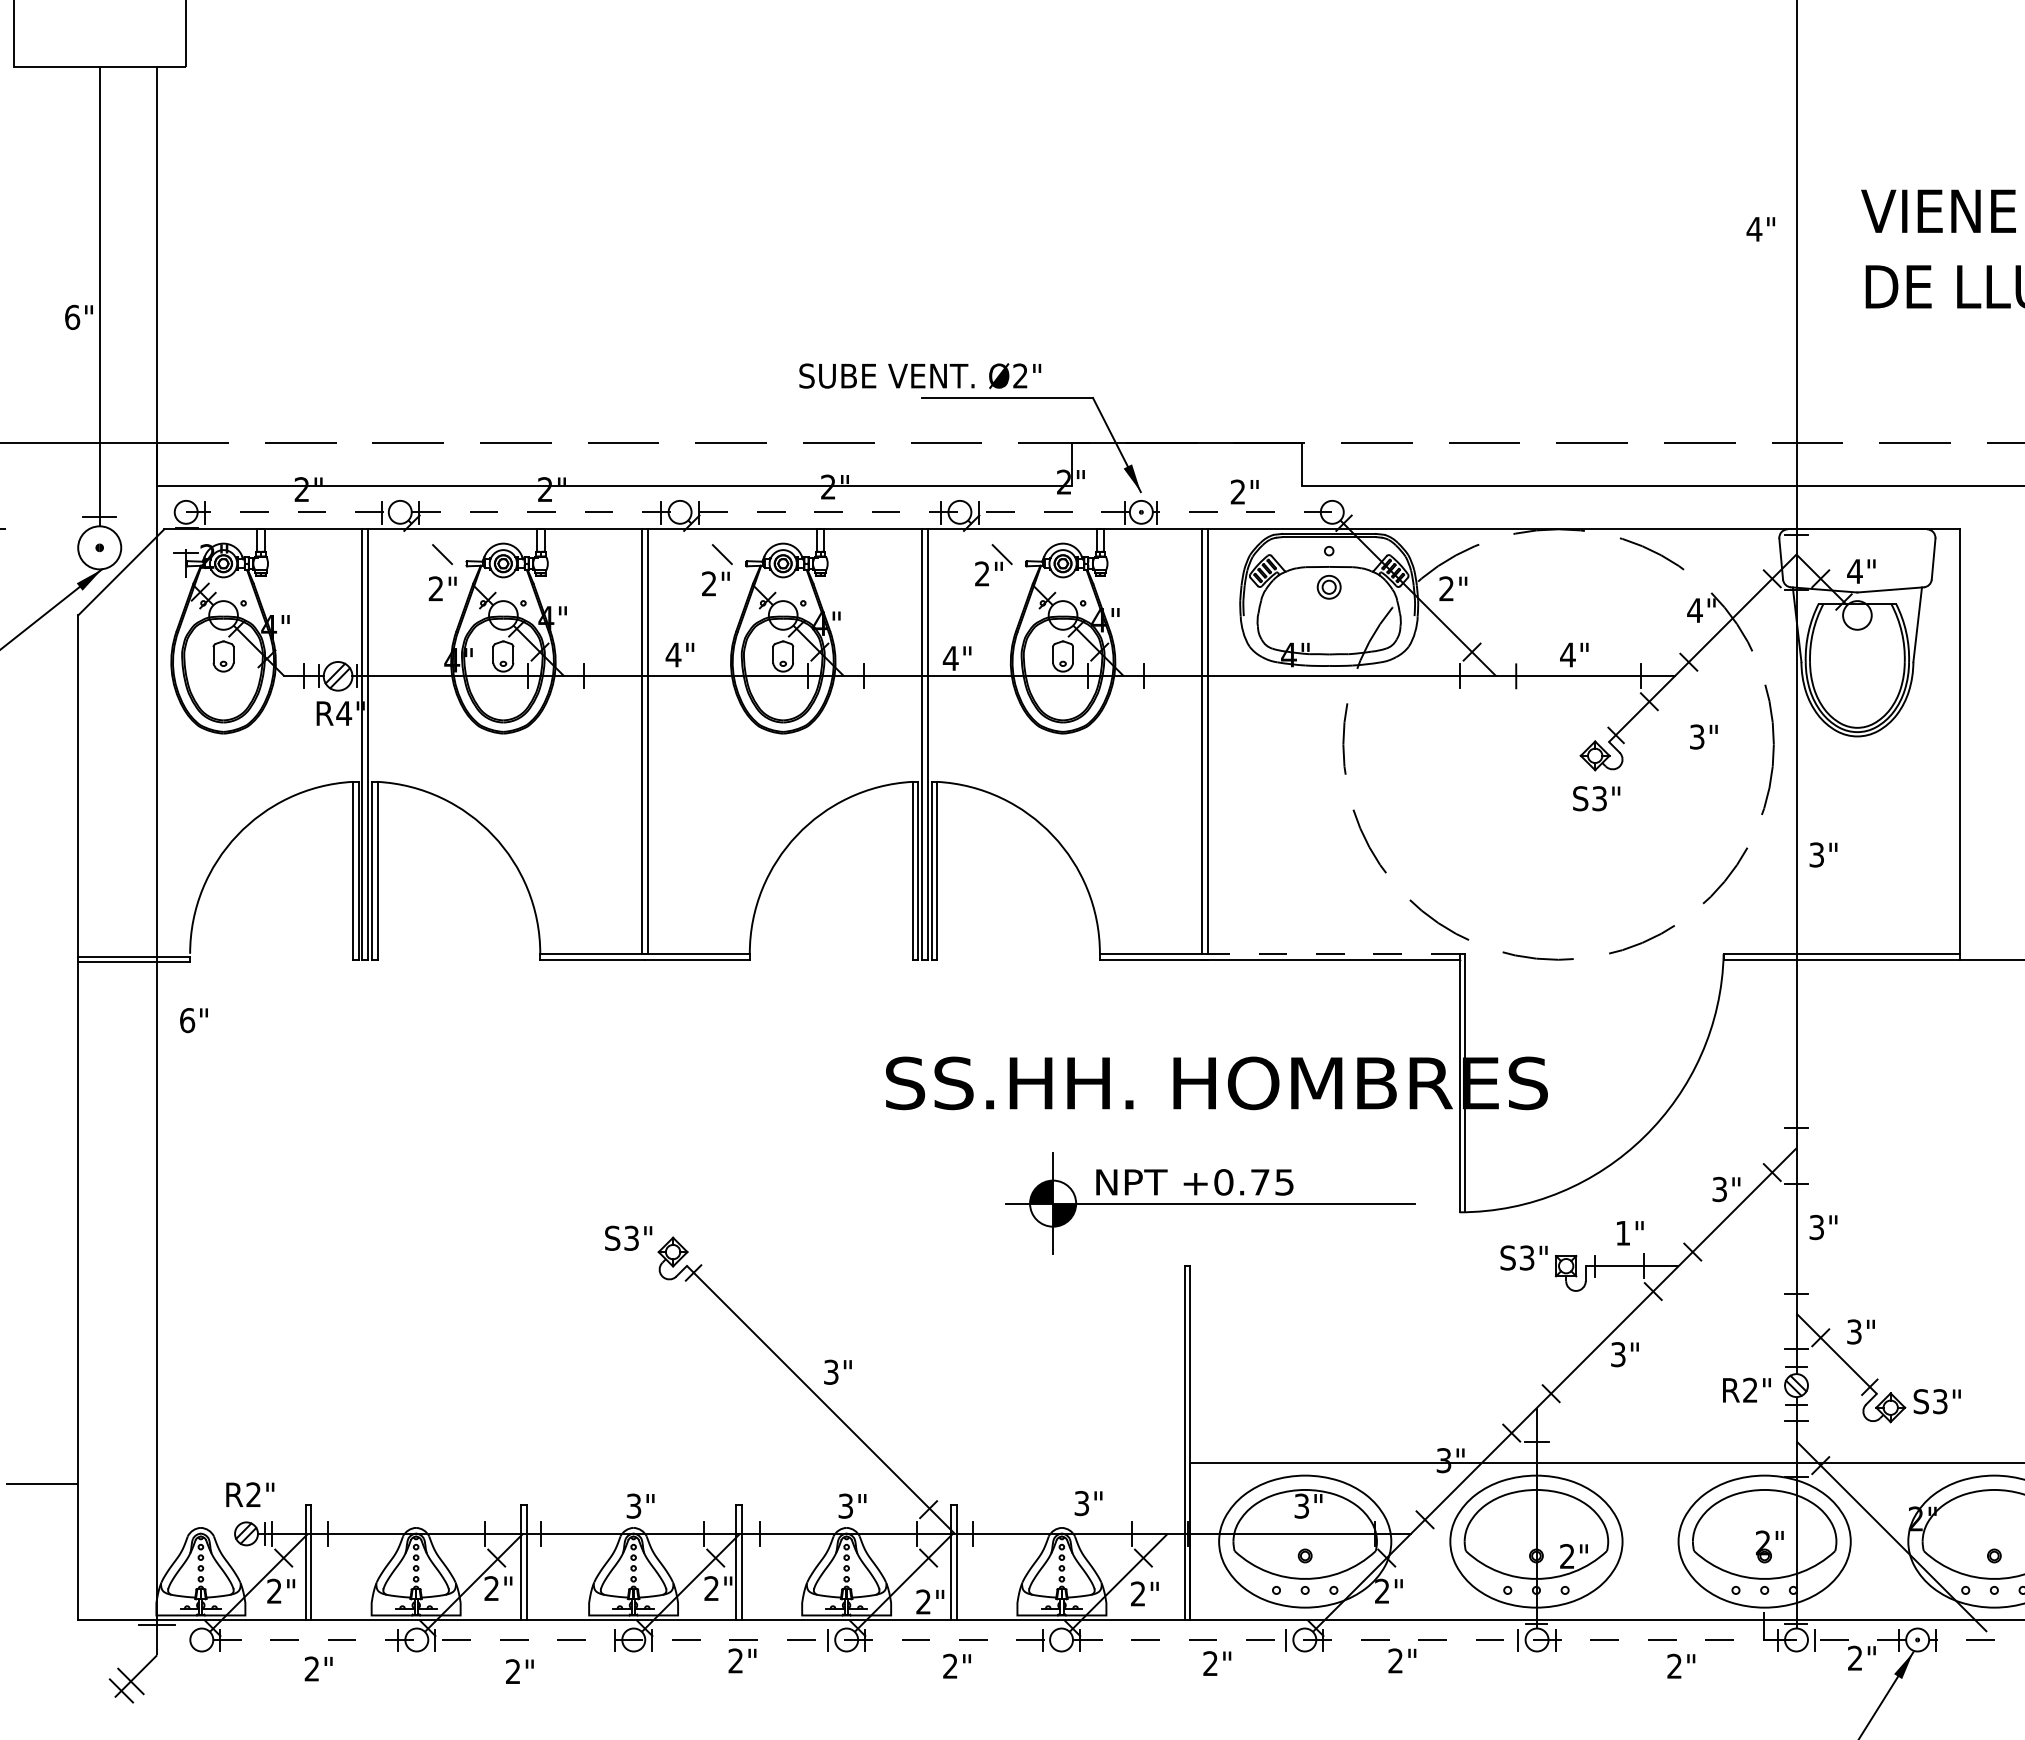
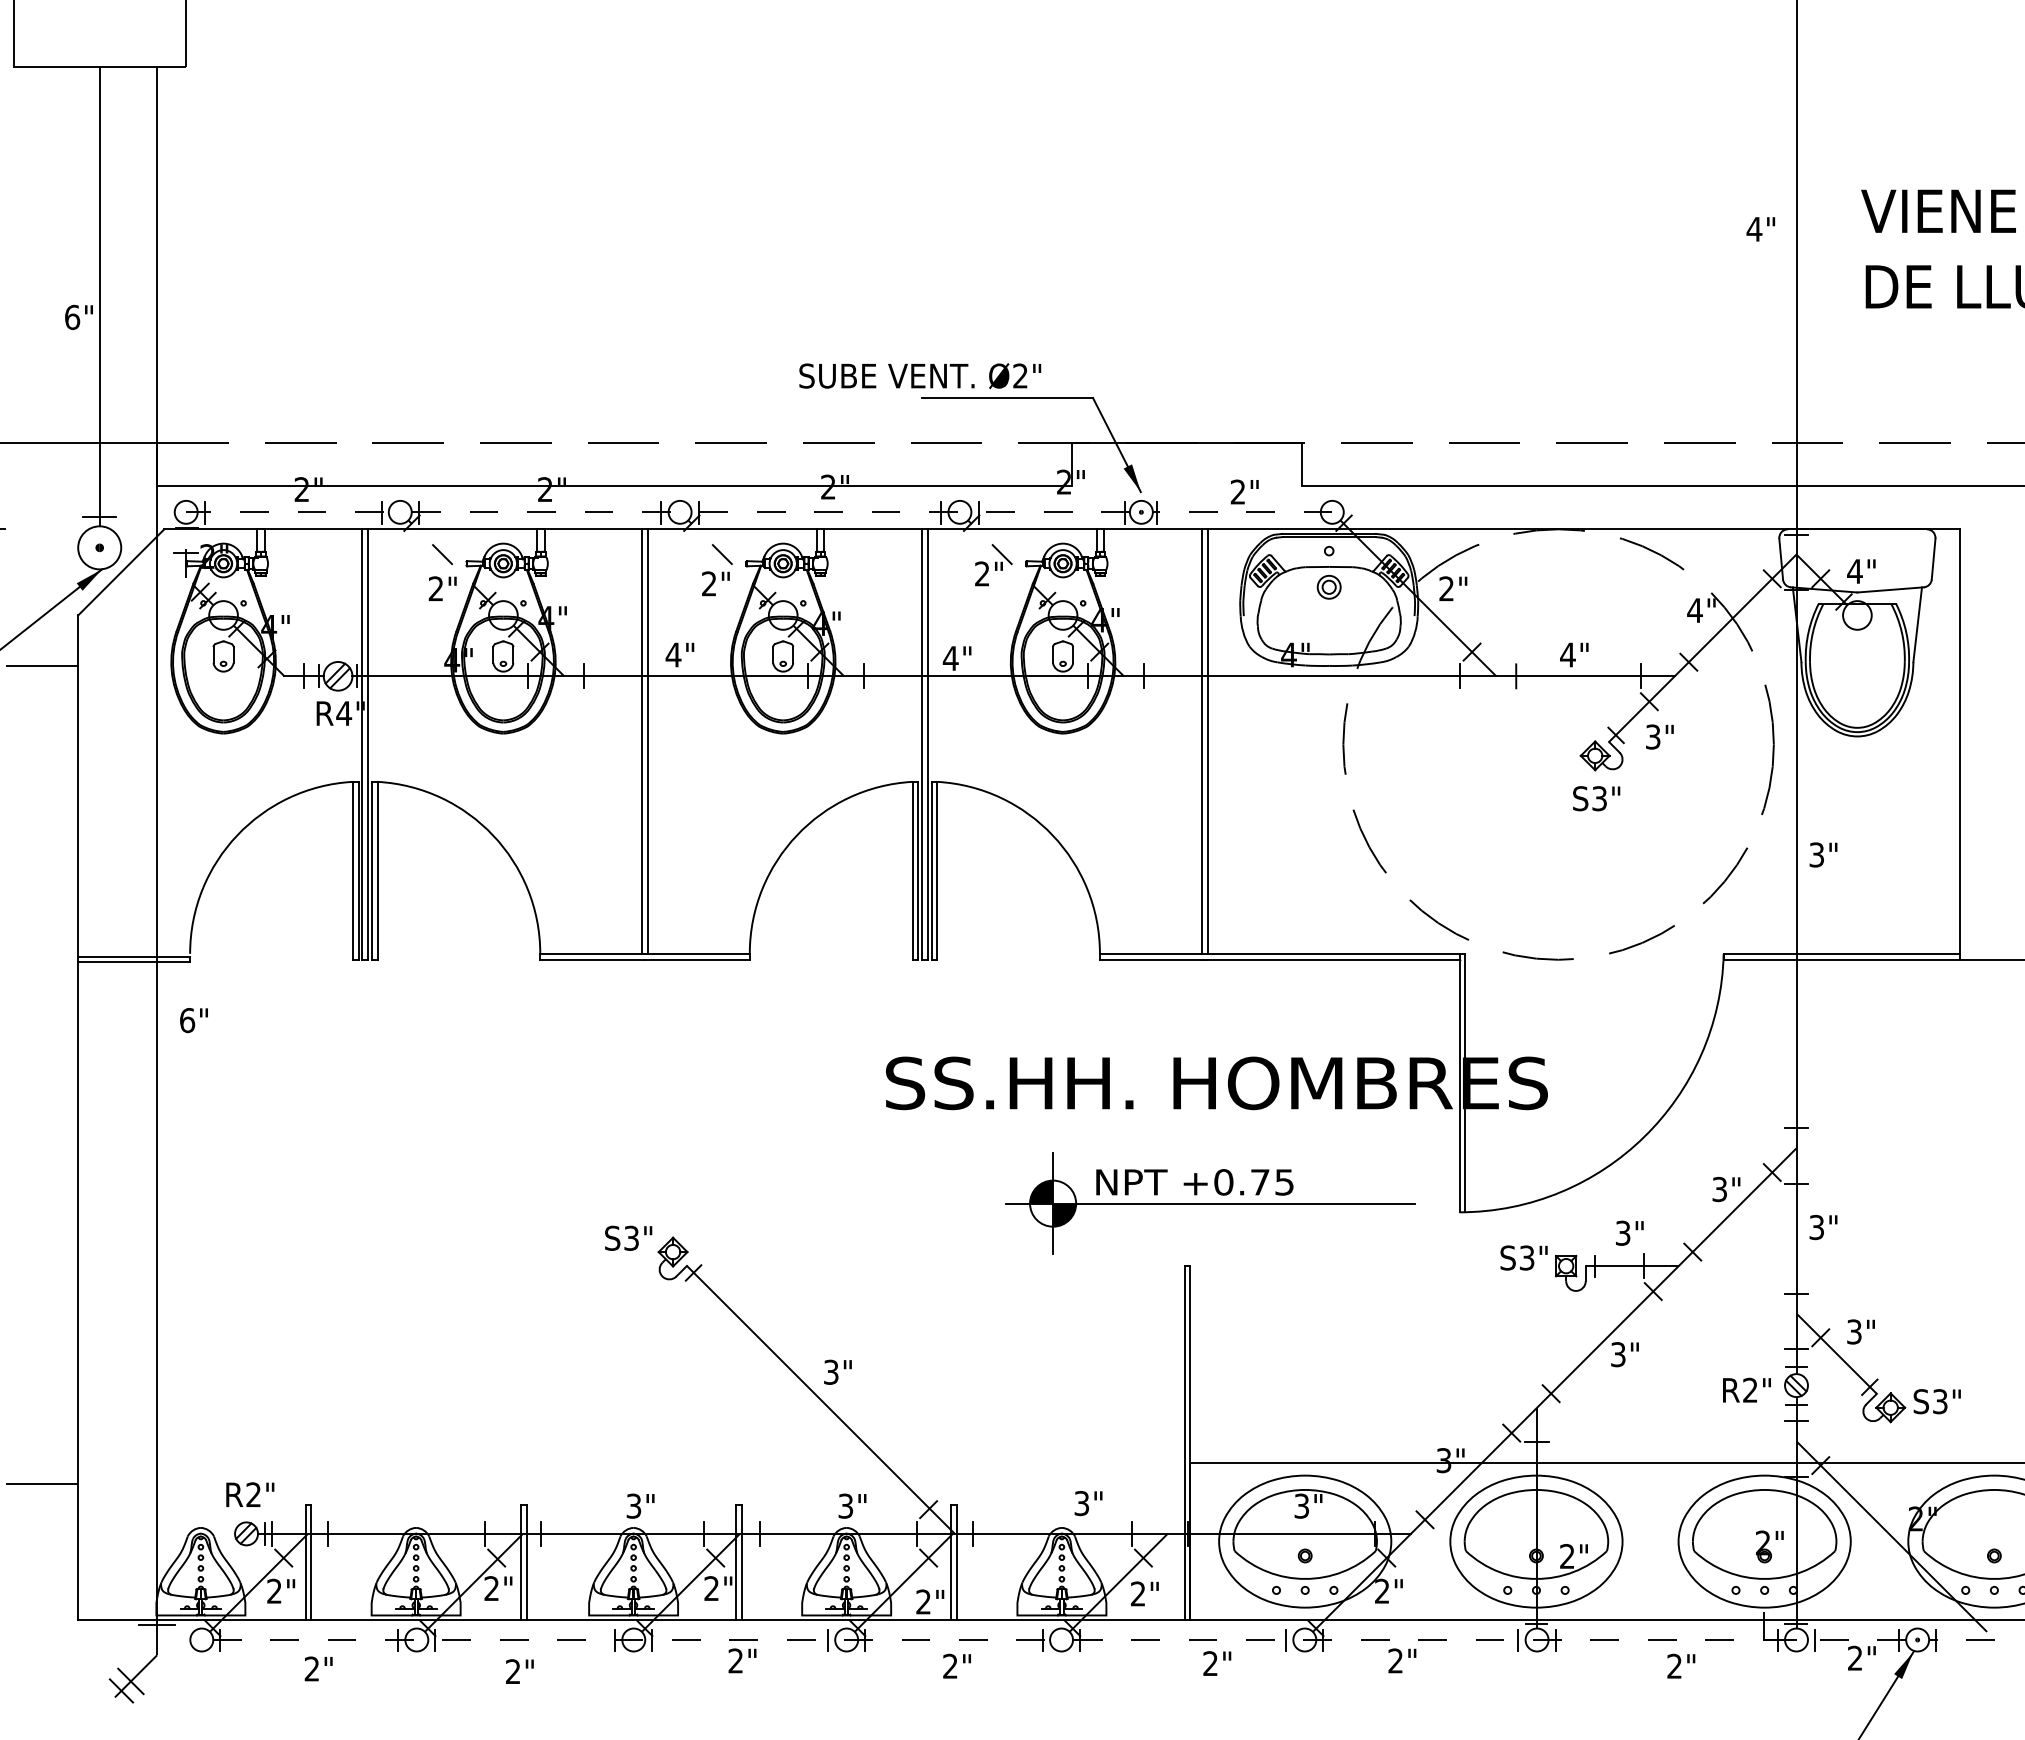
line: none -> present (42, 665)
text position: (1703, 736) -> (1659, 736) (1659, 736)
line: dashed -> solid (1329, 953)
text: 1" -> 3" (1623, 1232)
